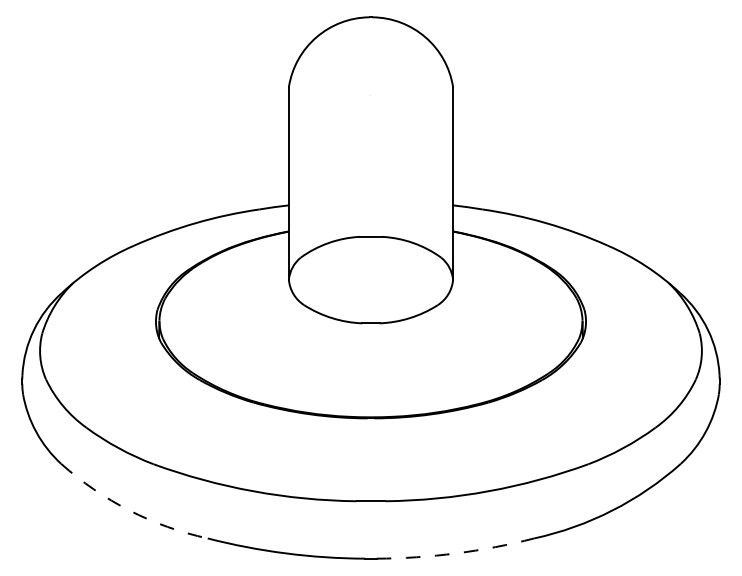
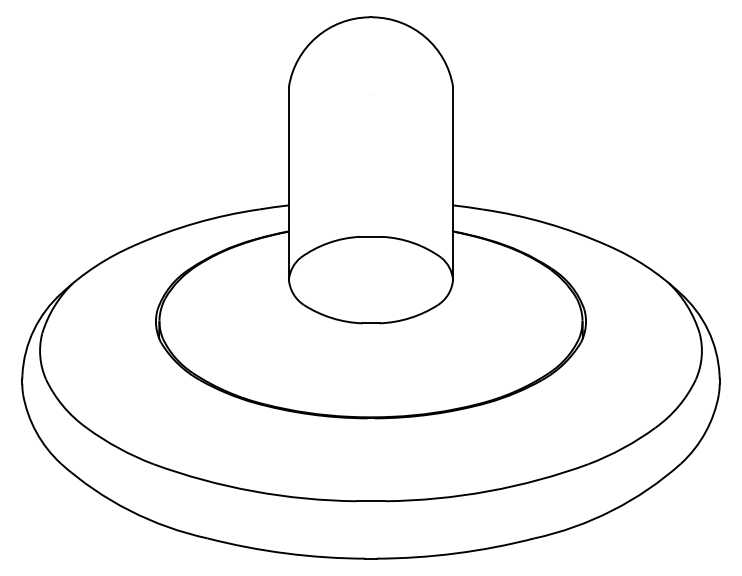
arc: dashed -> solid (129, 510)
arc: dashed -> solid (456, 553)
